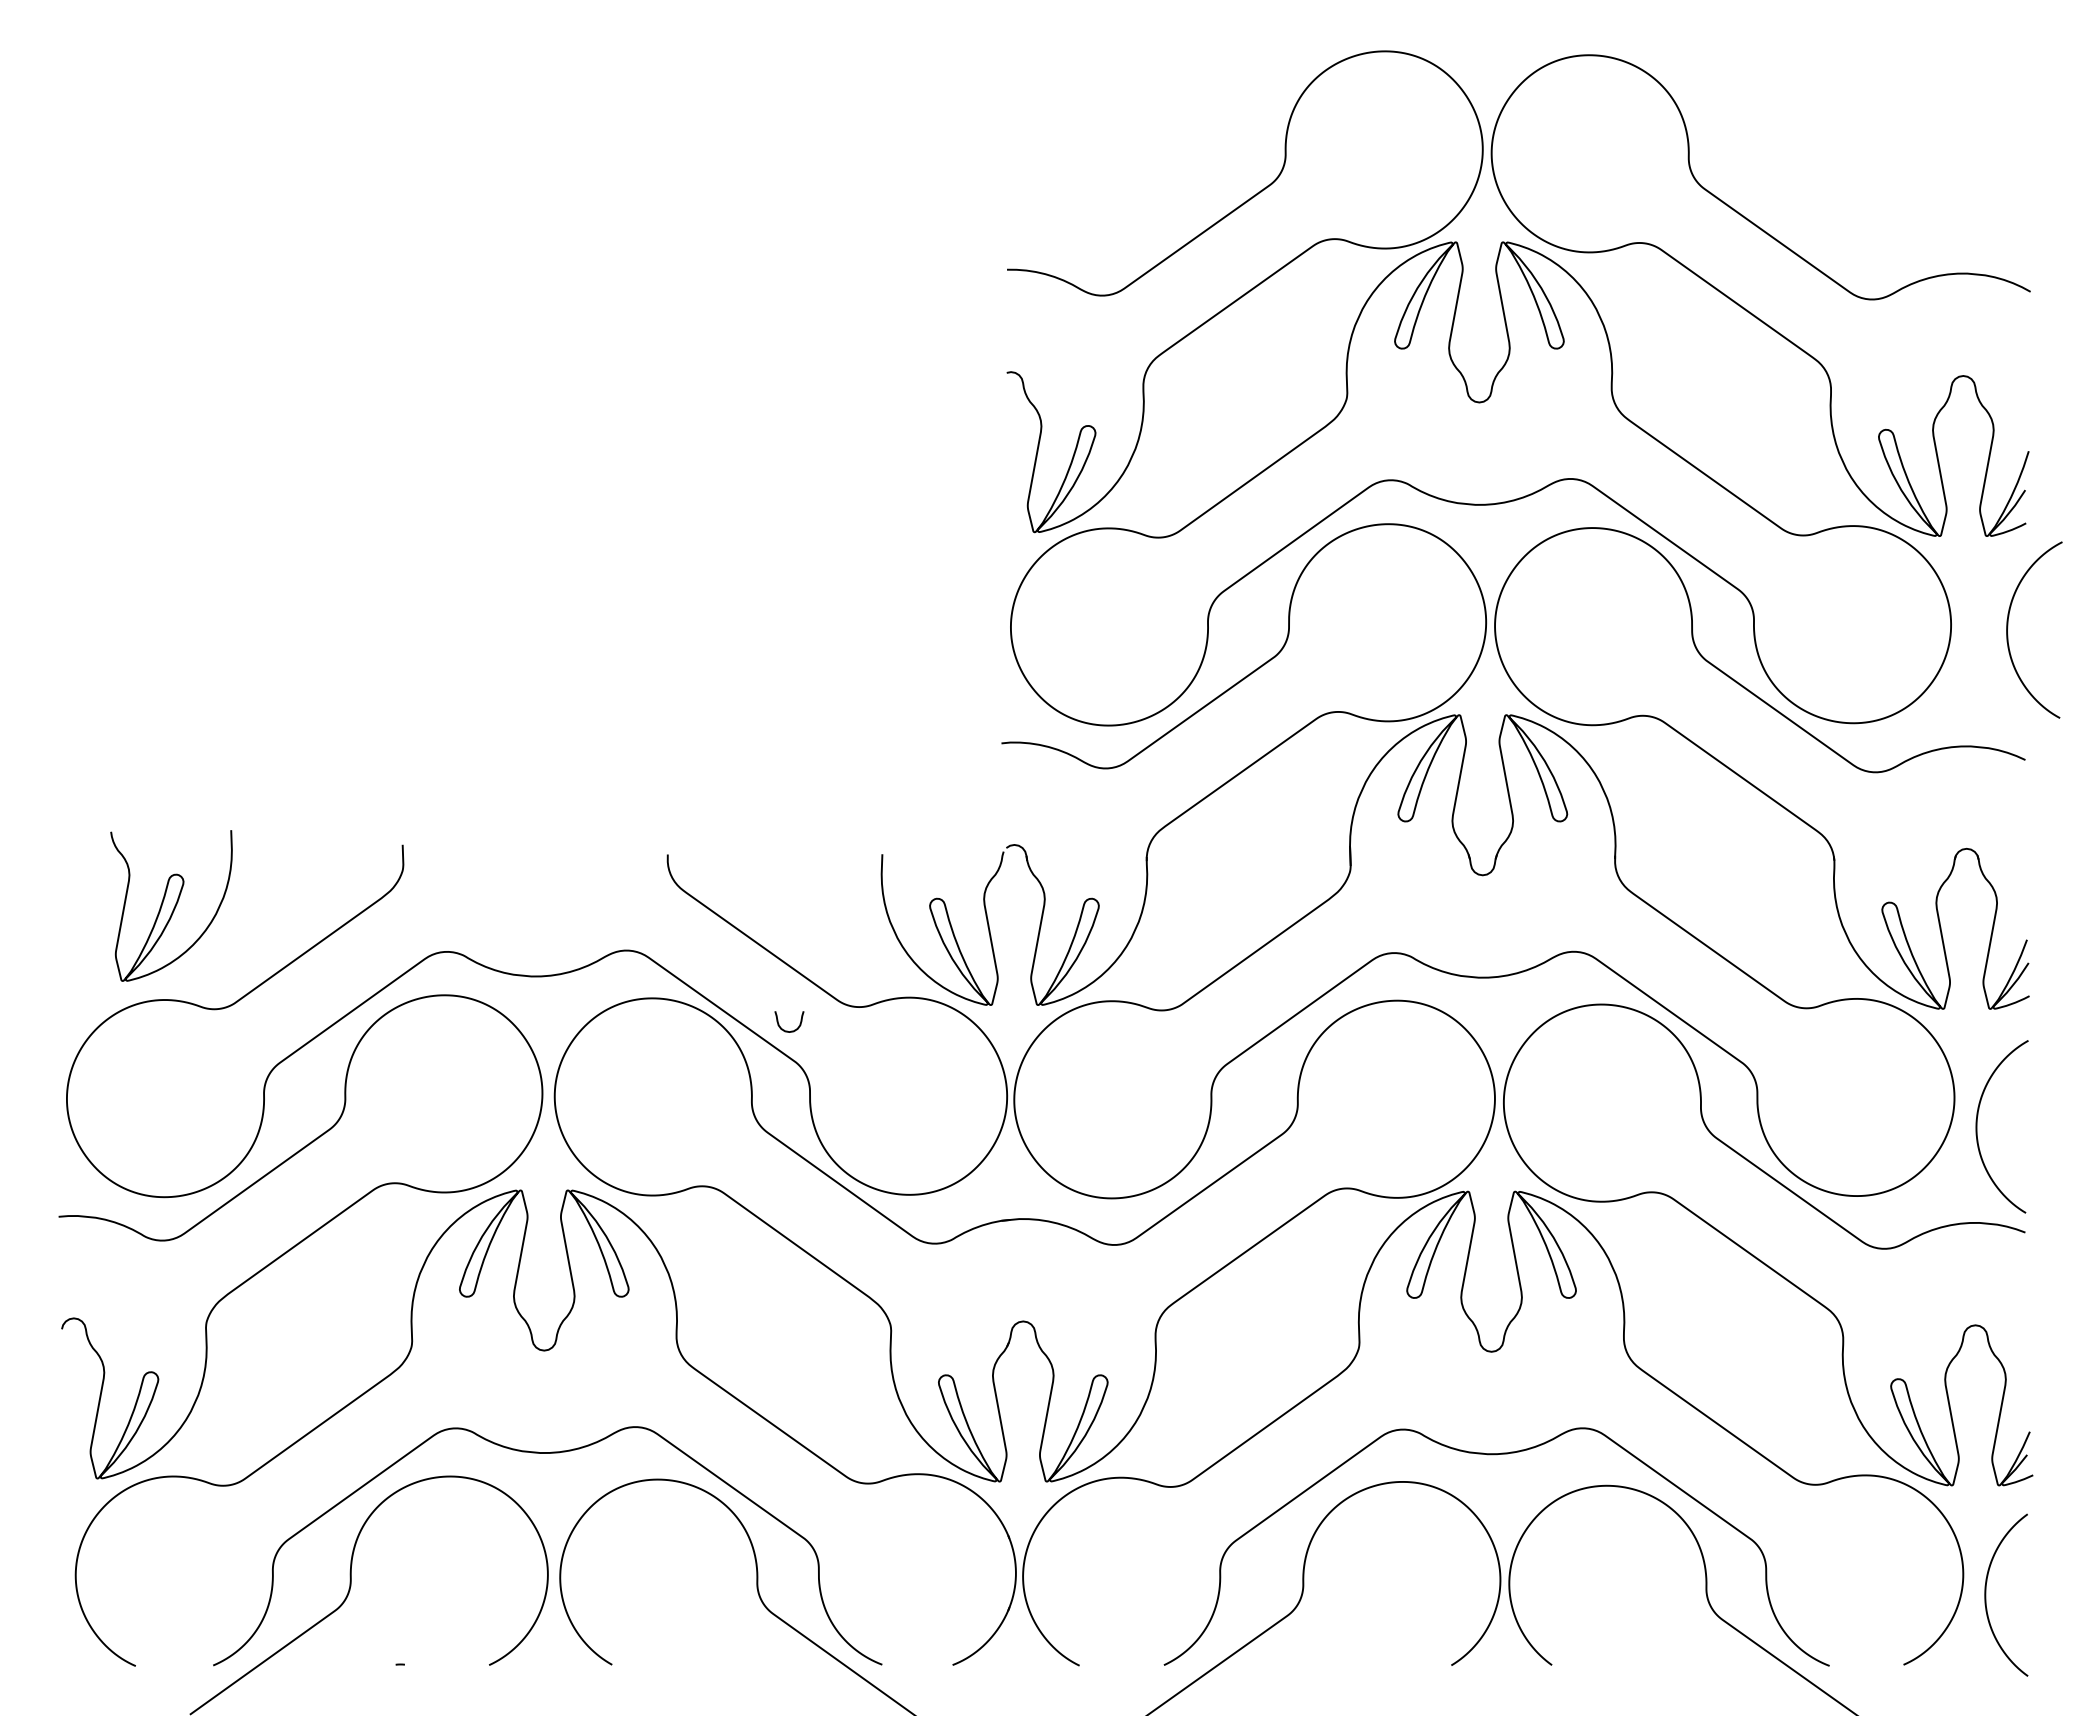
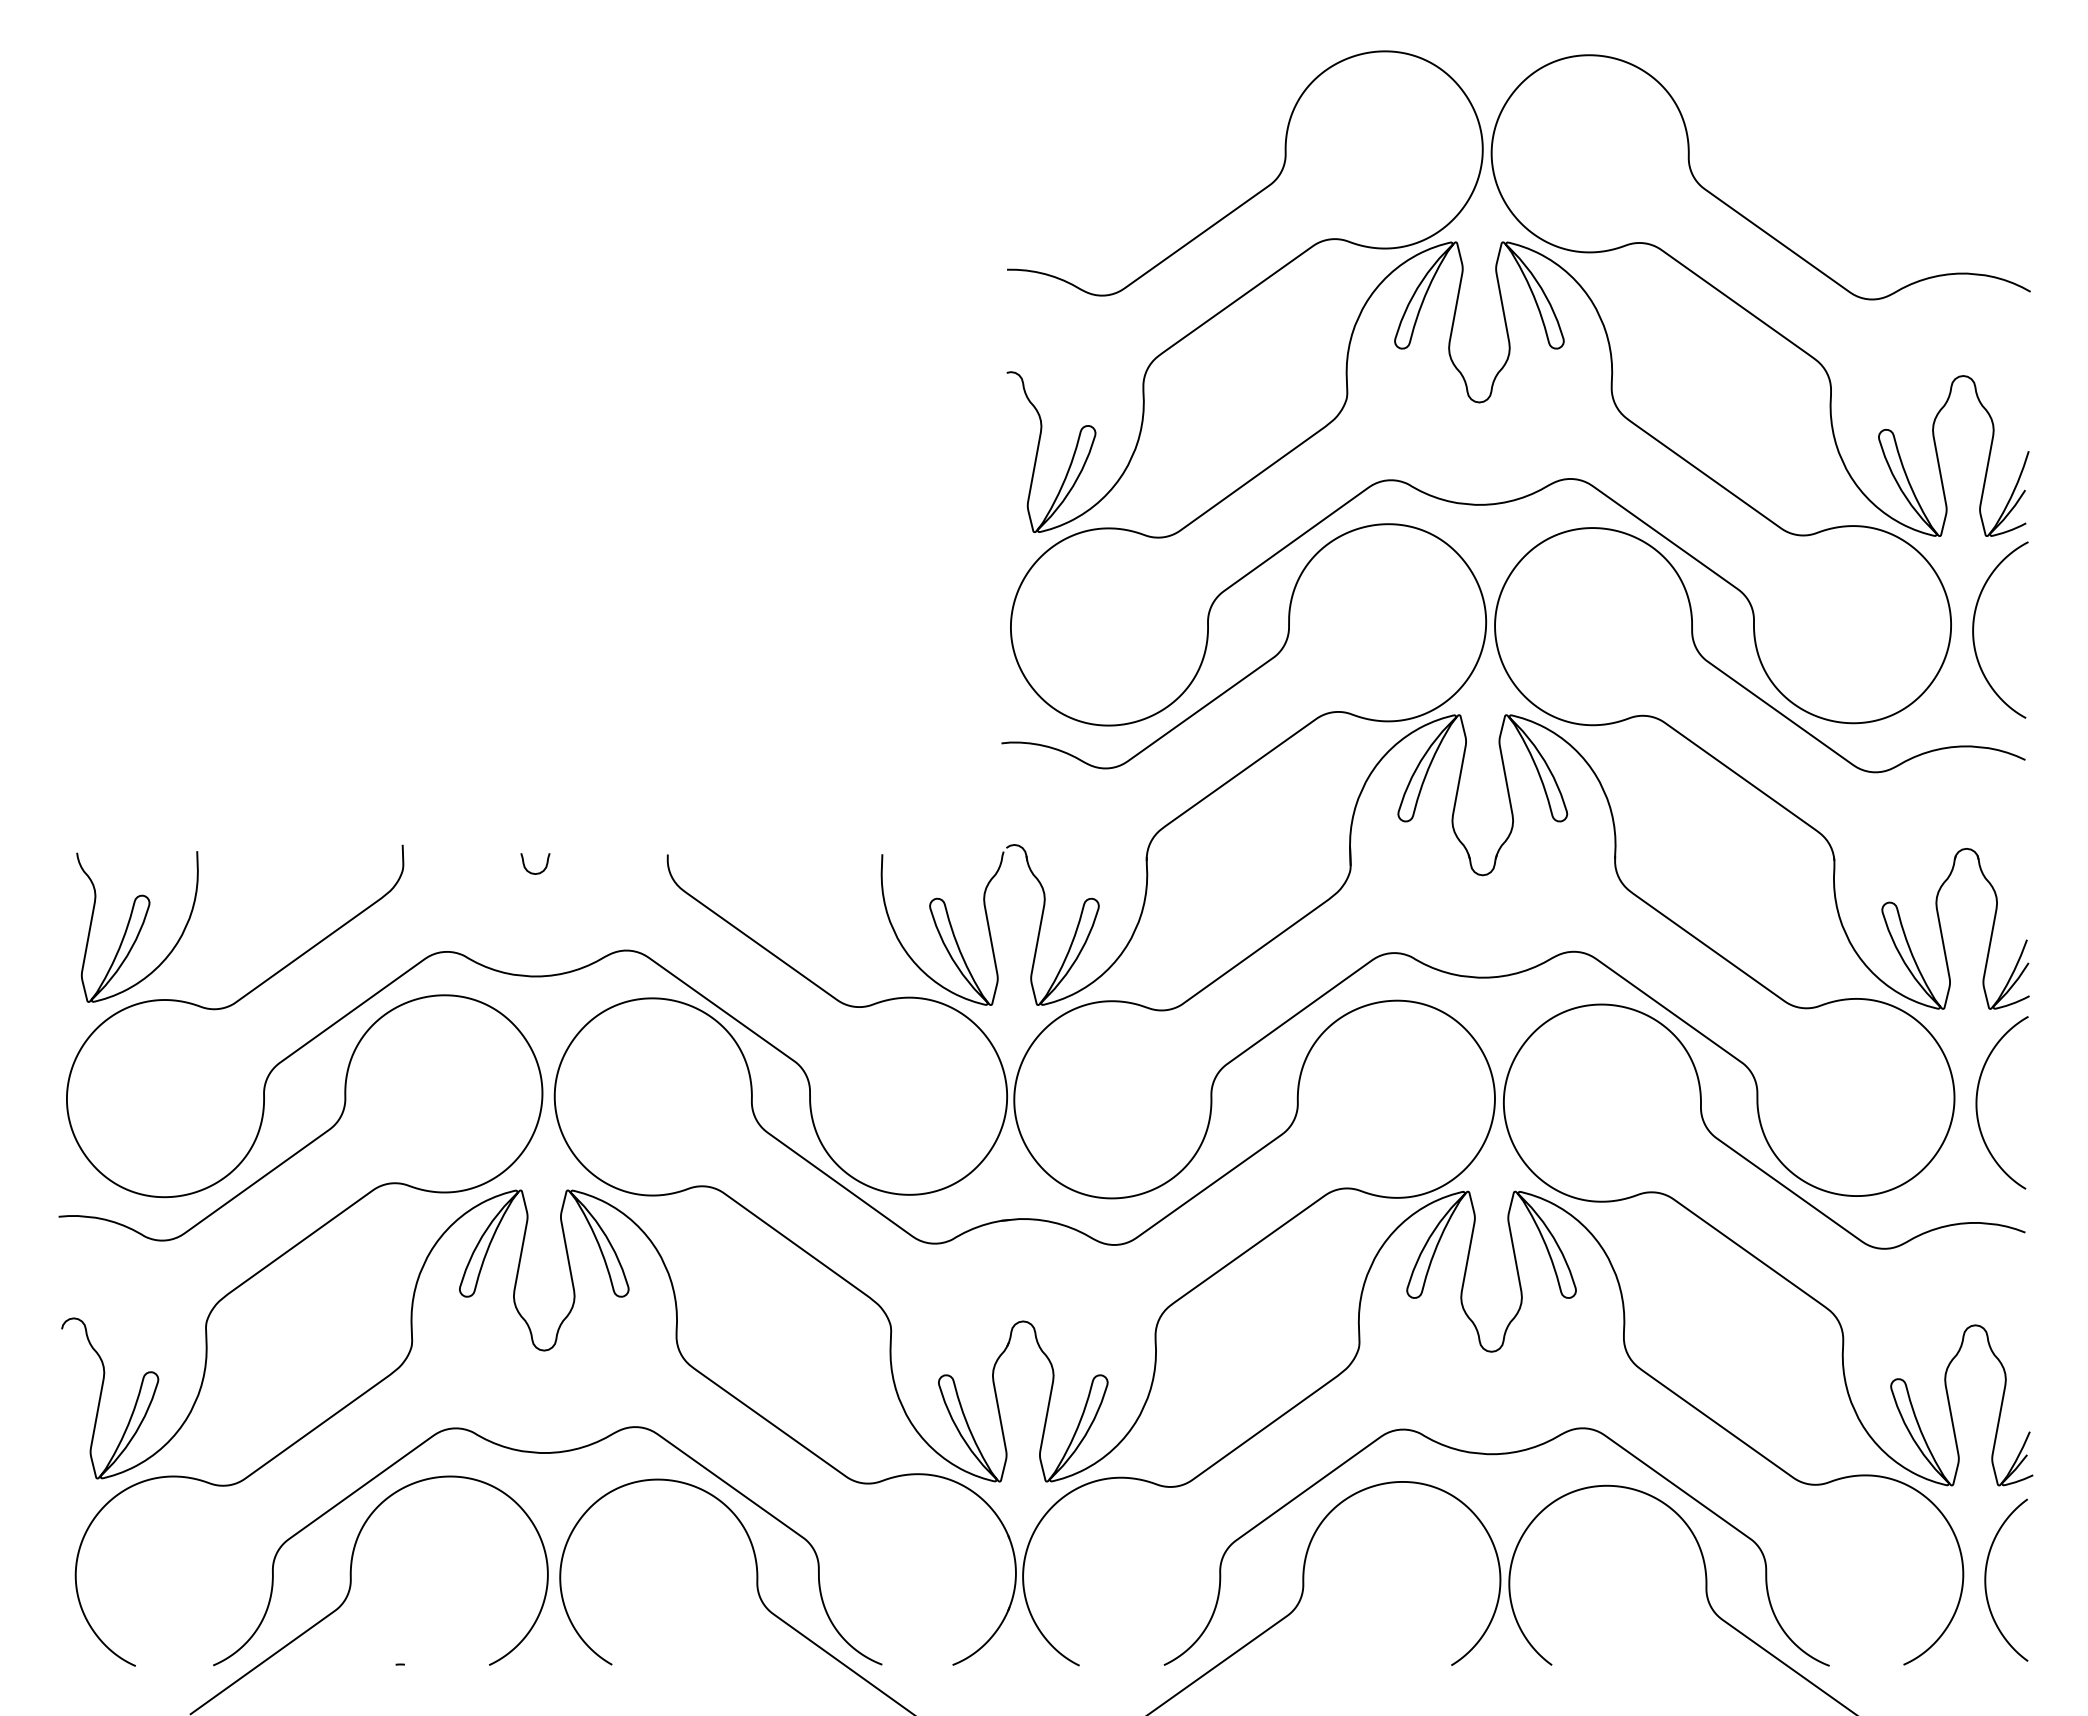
curve position: (2008, 627) -> (1974, 627) (1974, 627)
curve position: (174, 905) -> (140, 926) (140, 926)
curve position: (787, 1030) -> (533, 872) (533, 872)
curve position: (1977, 1126) -> (1977, 1102) (1977, 1102)
curve position: (1986, 1594) -> (1986, 1579) (1986, 1579)
